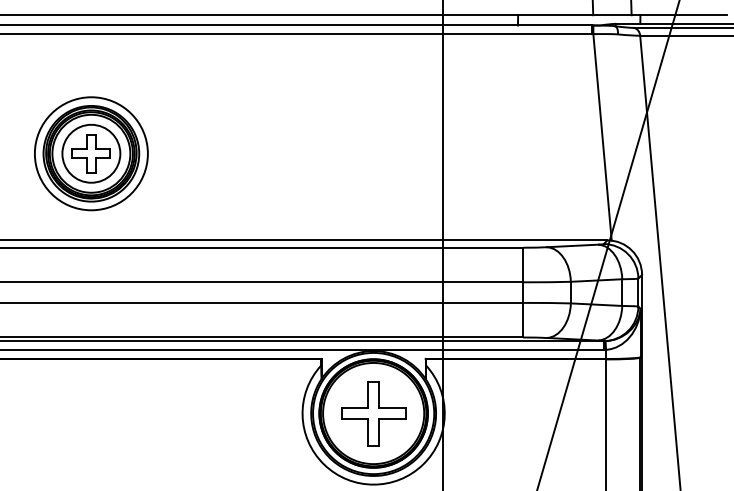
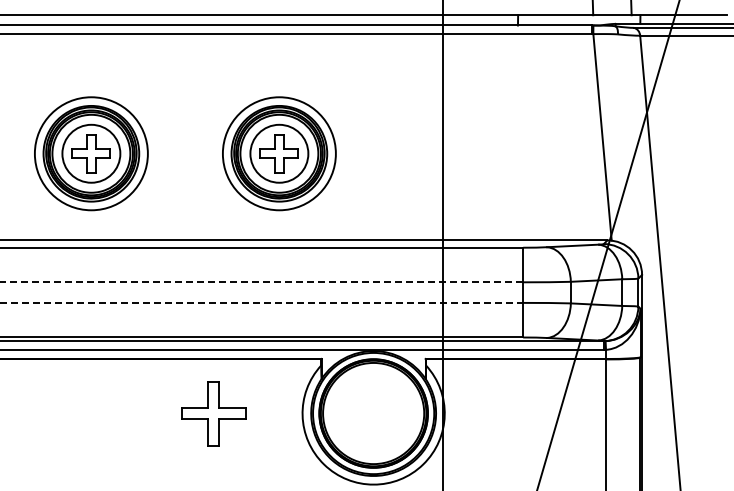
part: none -> present (279, 153)
line: solid -> dashed (261, 282)
line: solid -> dashed (262, 302)
part position: (373, 413) -> (213, 413) (213, 413)
